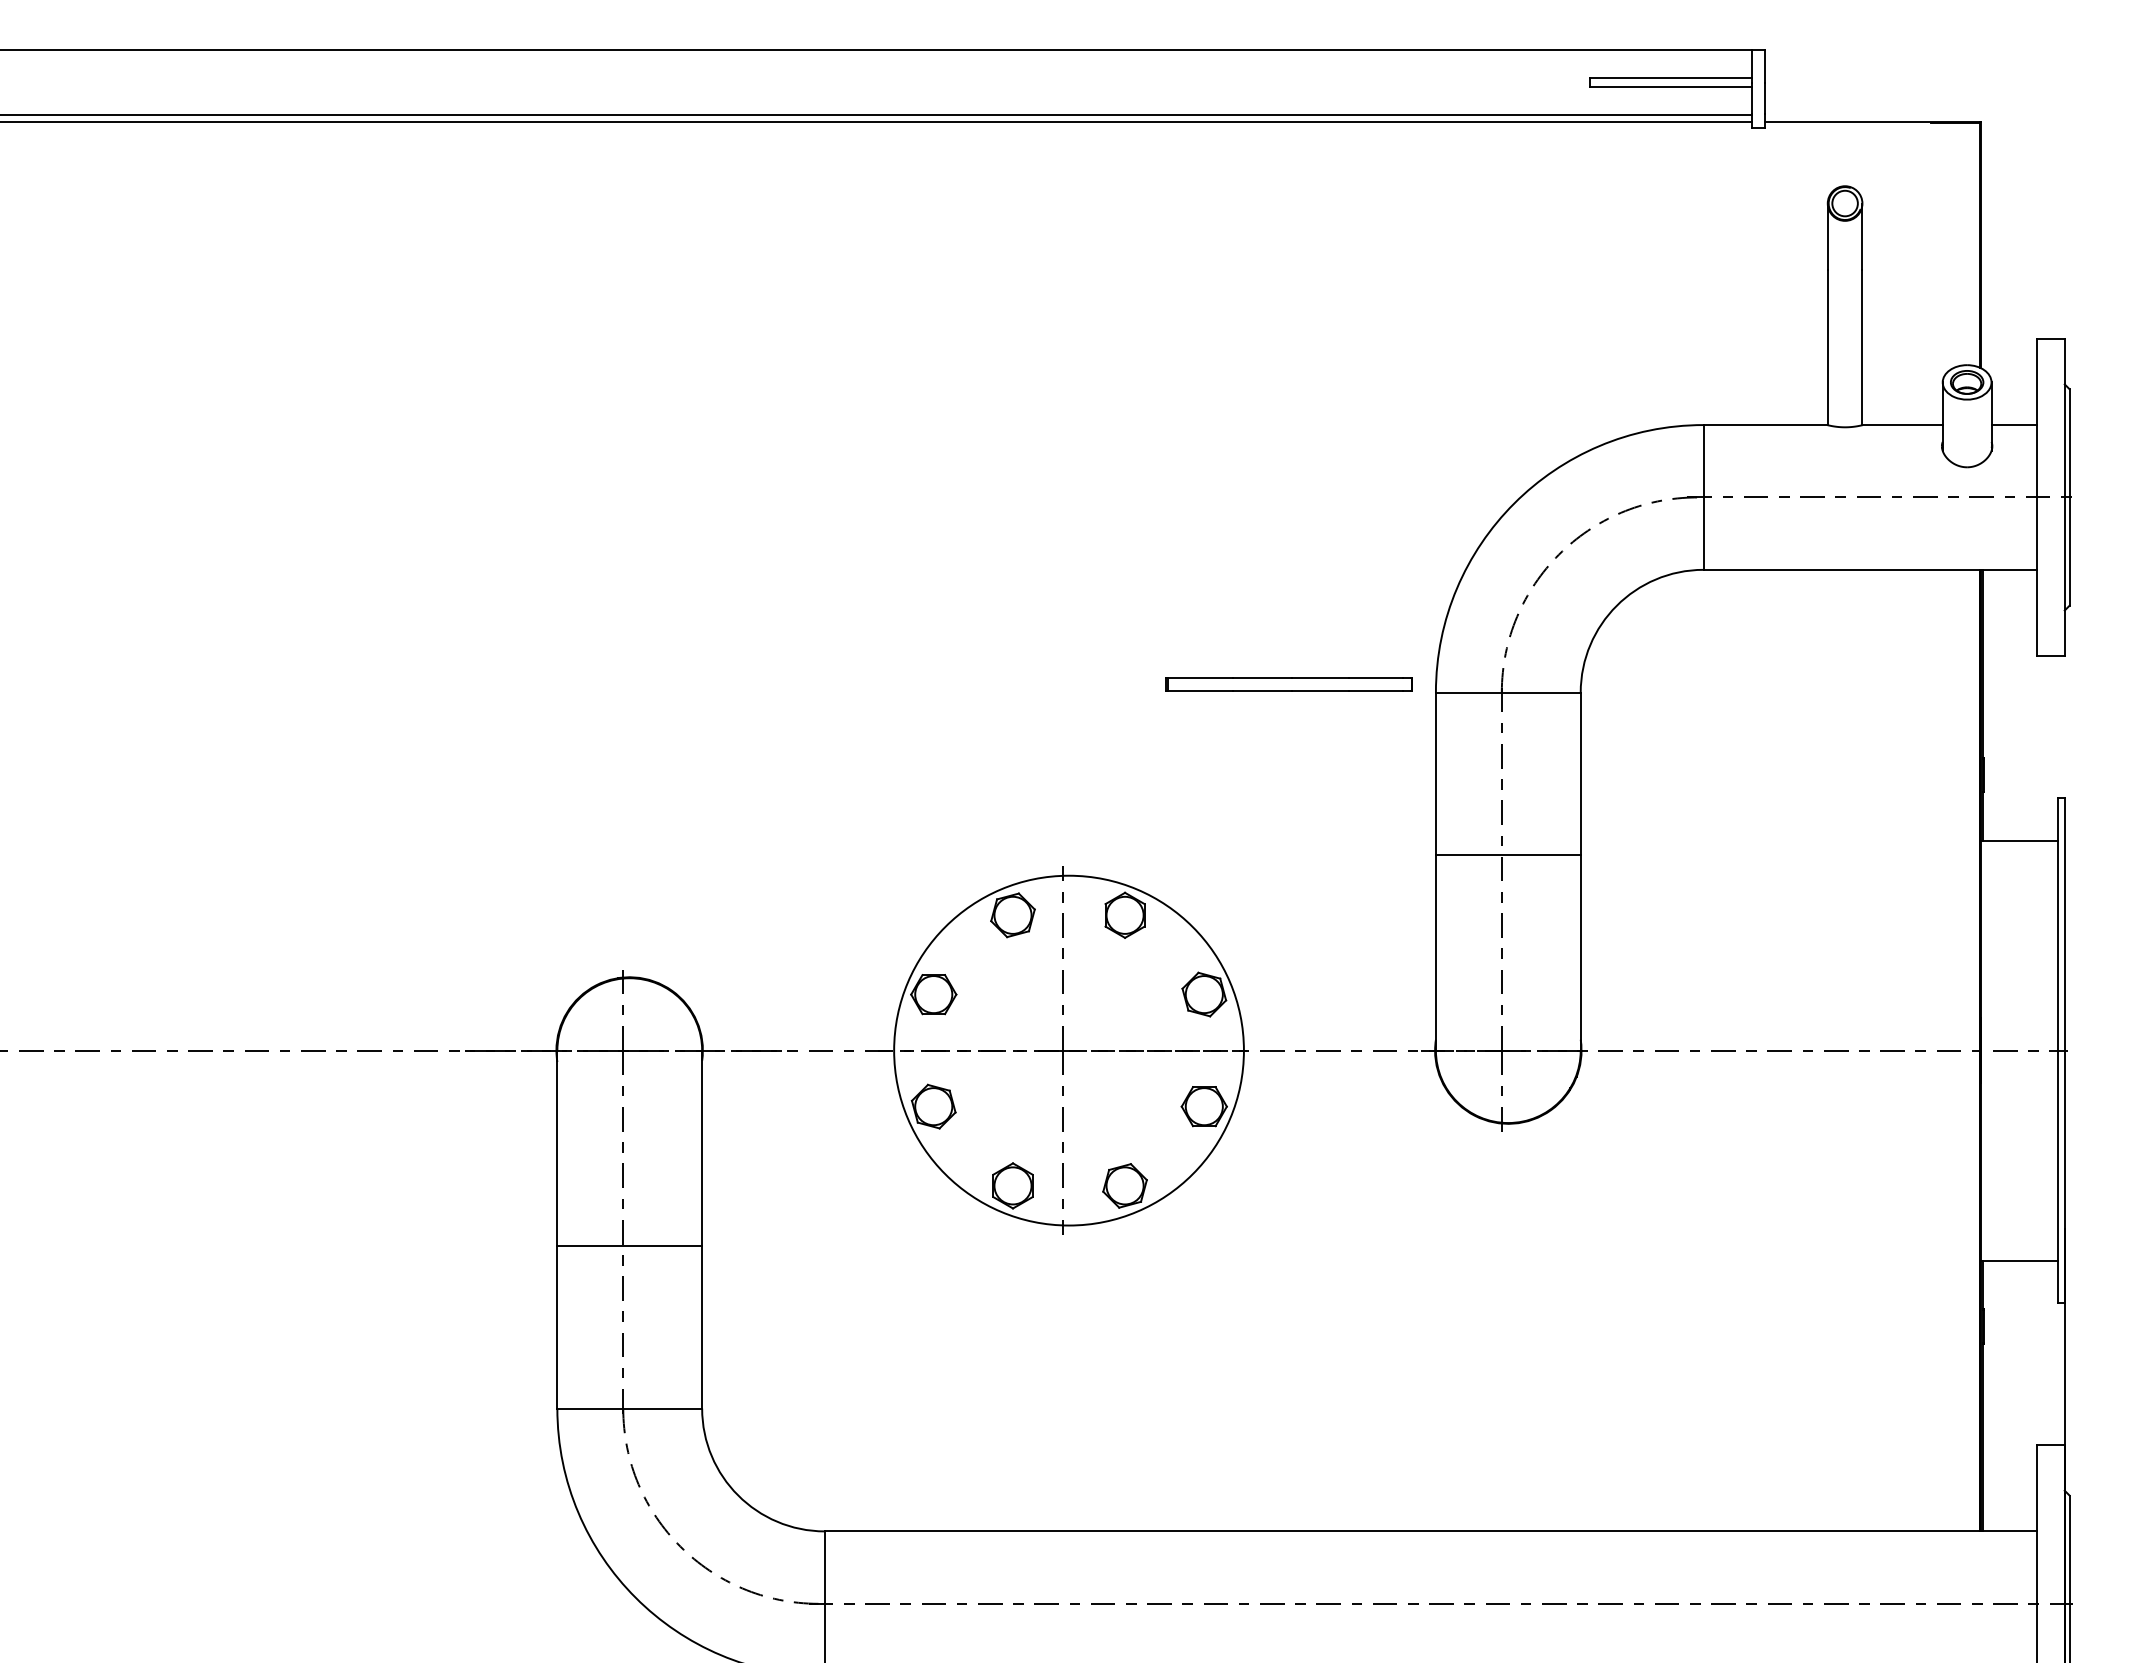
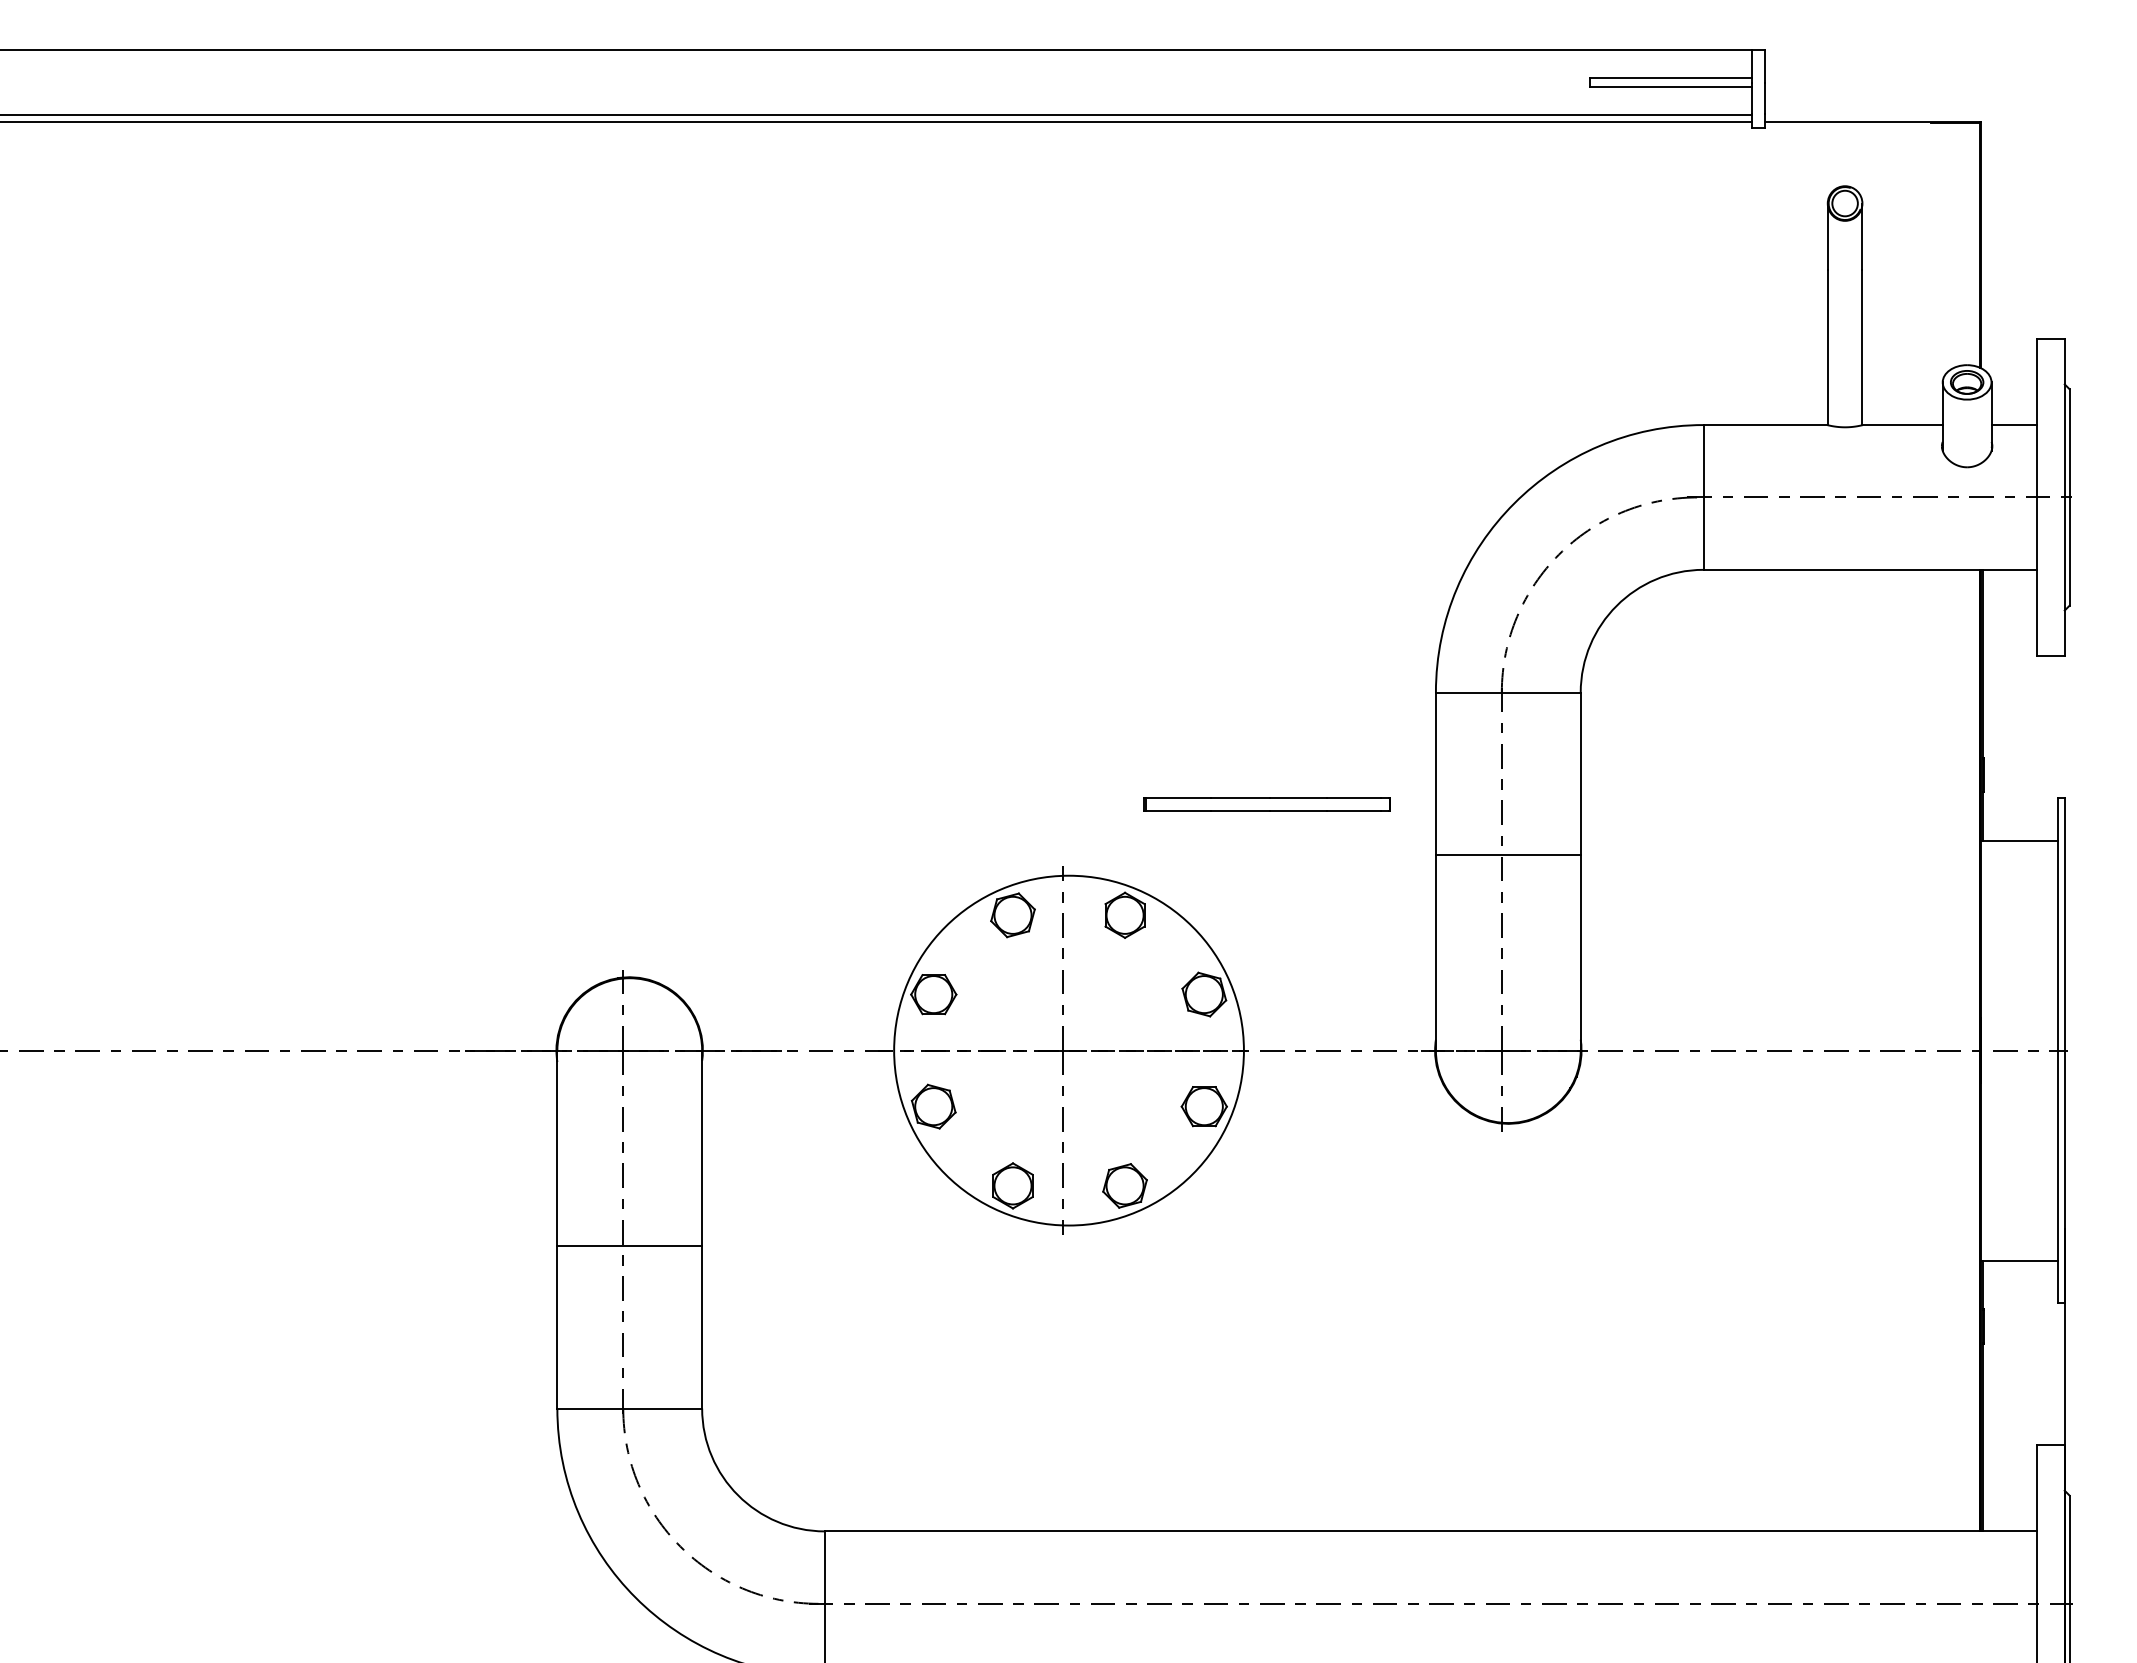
part position: (1288, 684) -> (1266, 804) (1266, 804)
